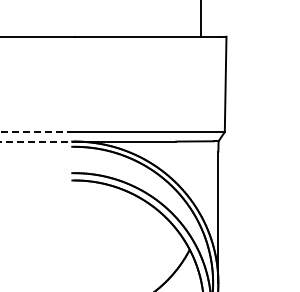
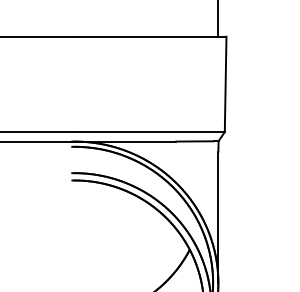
line position: (200, 19) -> (217, 19) (217, 19)
line: dashed -> solid (37, 132)
line: dashed -> solid (37, 141)
